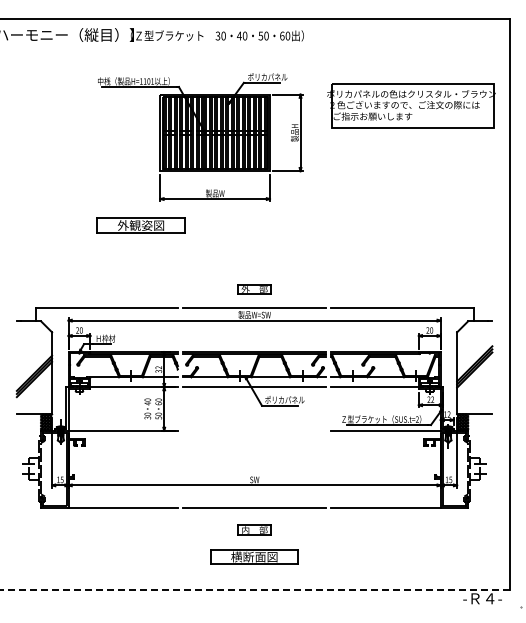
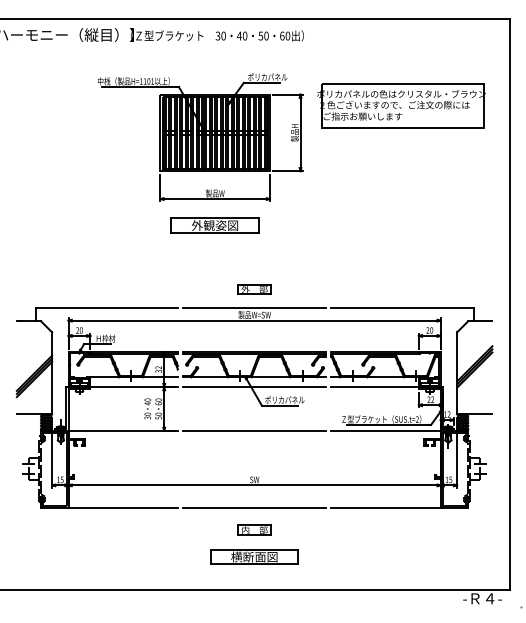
part position: (411, 105) -> (401, 105) (401, 105)
part position: (140, 225) -> (214, 225) (214, 225)
line: none -> present (254, 430)
line: dashed -> solid (255, 590)
